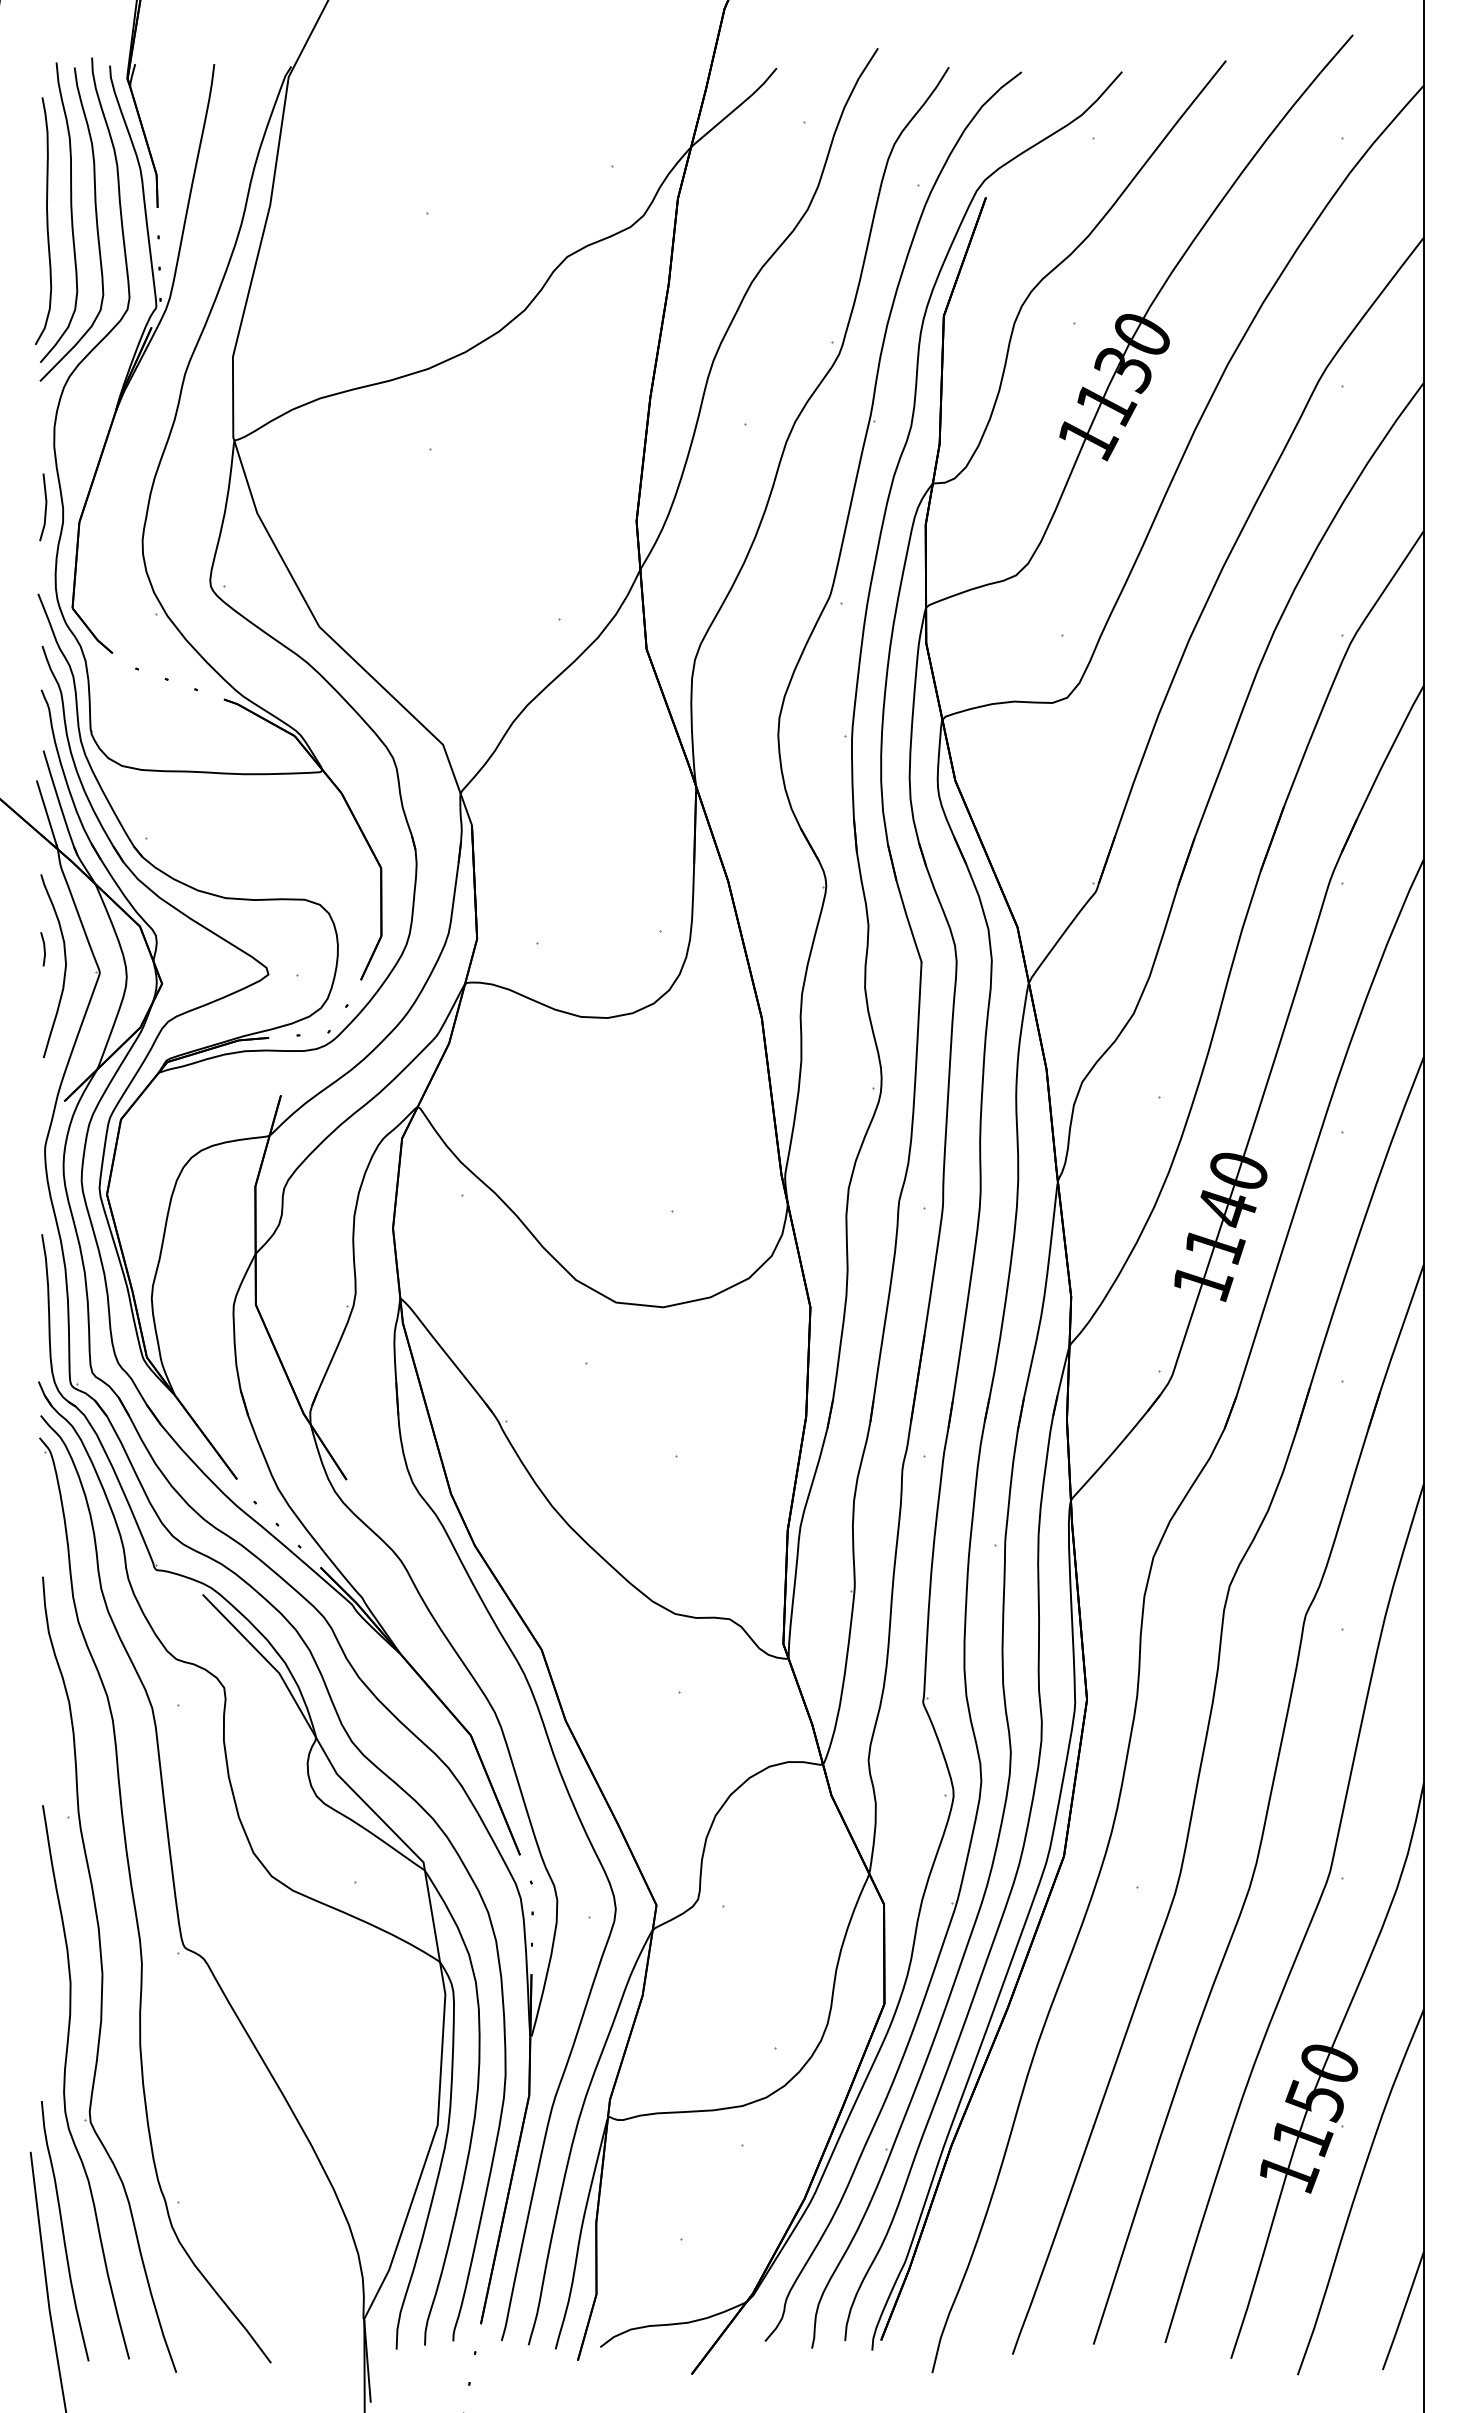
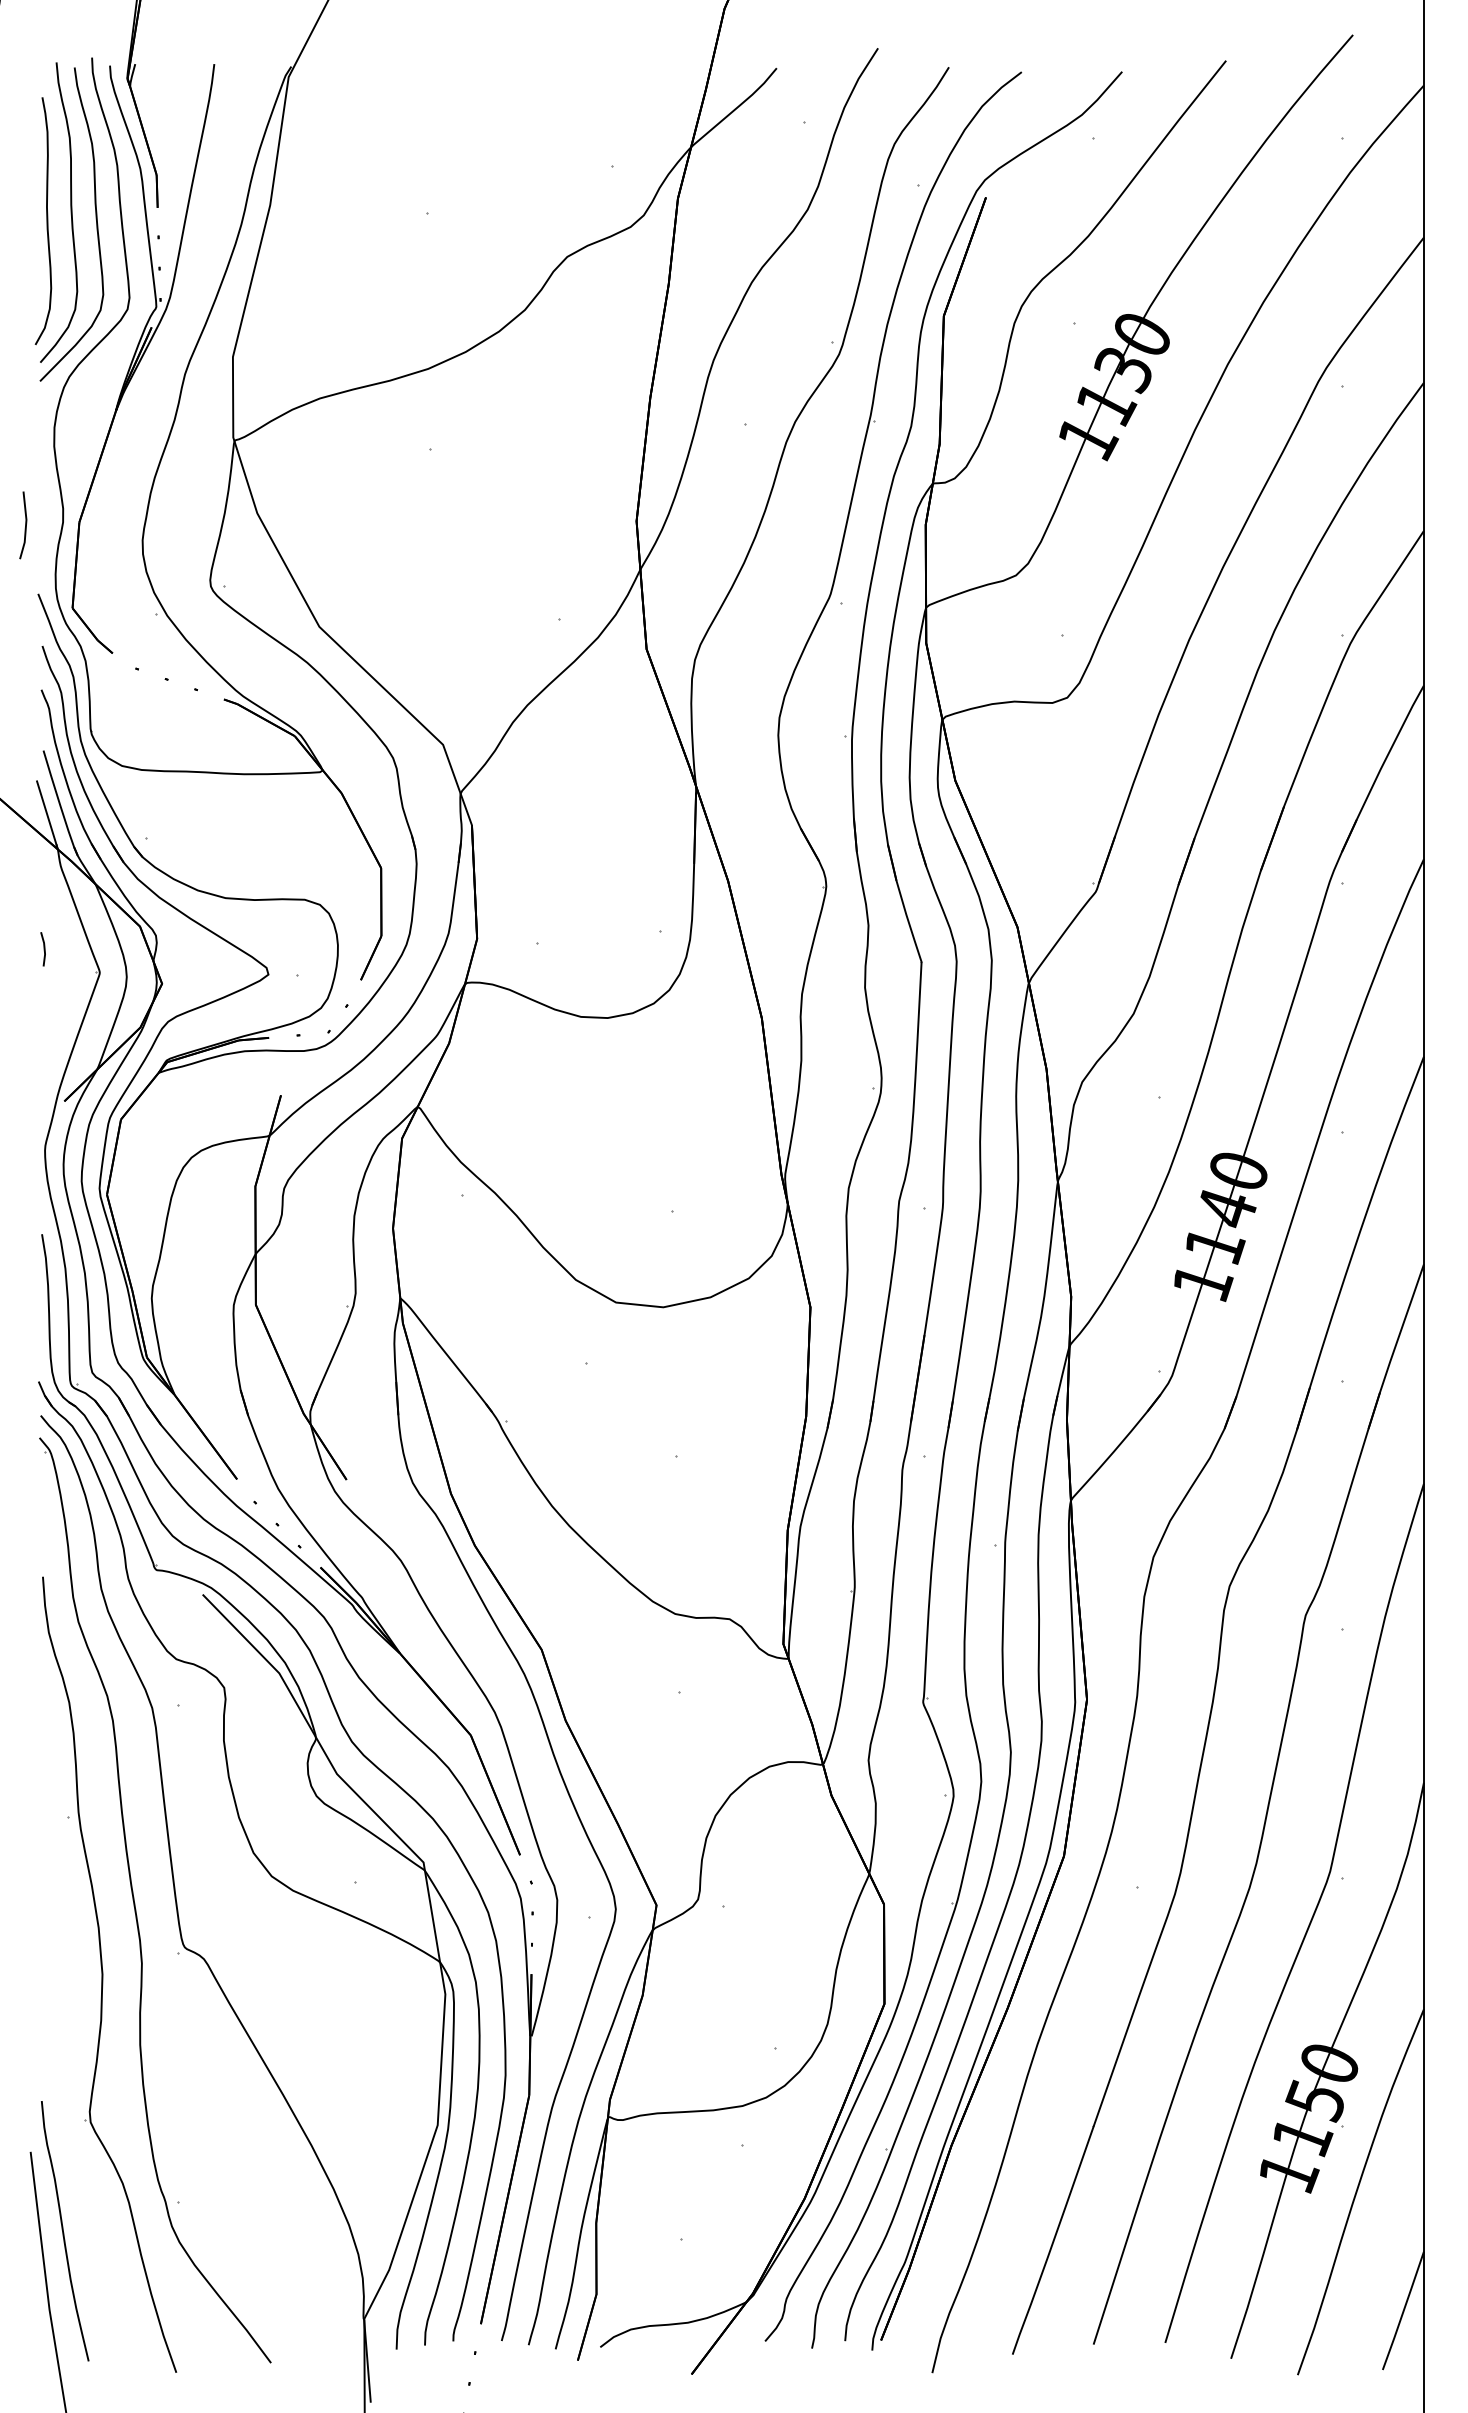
line position: (45, 507) -> (25, 525) (25, 525)
curve: present -> none (64, 967)
curve: present -> none (65, 2082)
